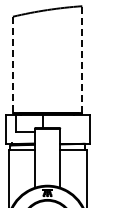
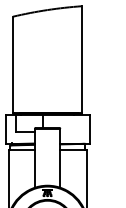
line: dashed -> solid (82, 58)
line: dashed -> solid (12, 64)
